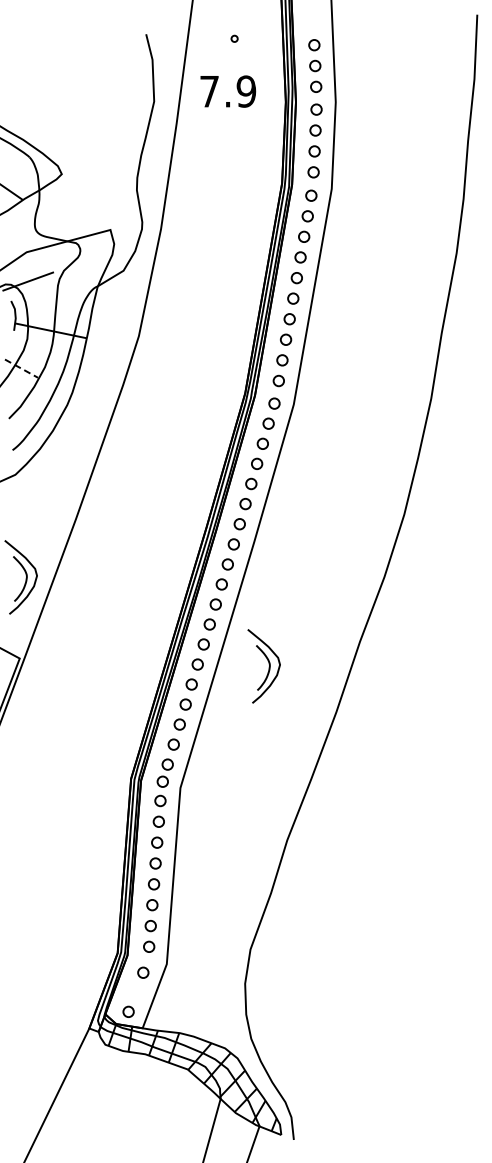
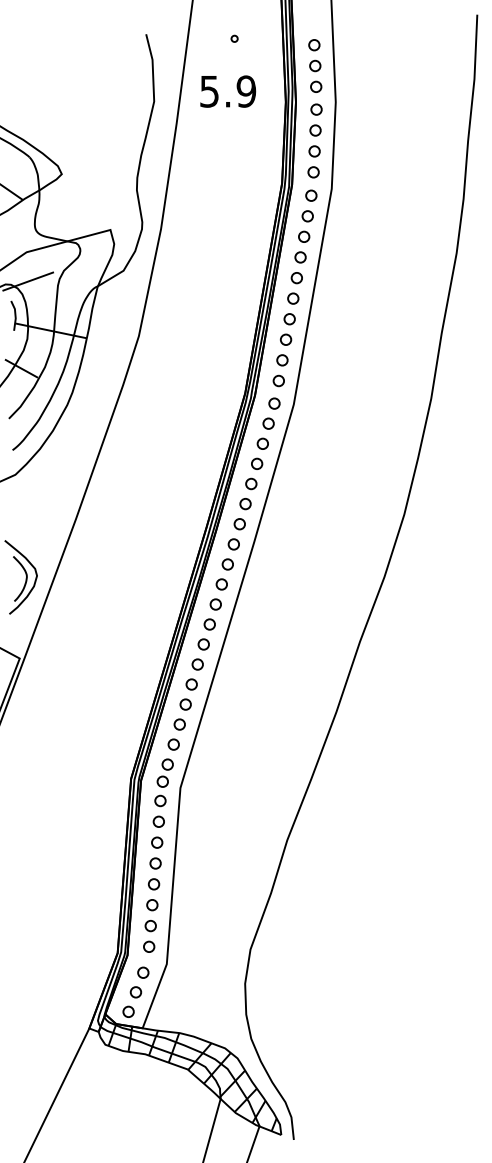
text: 7.9 -> 5.9 (209, 91)
line: dashed -> solid (21, 368)
part: present -> none (263, 666)
part: none -> present (135, 992)
